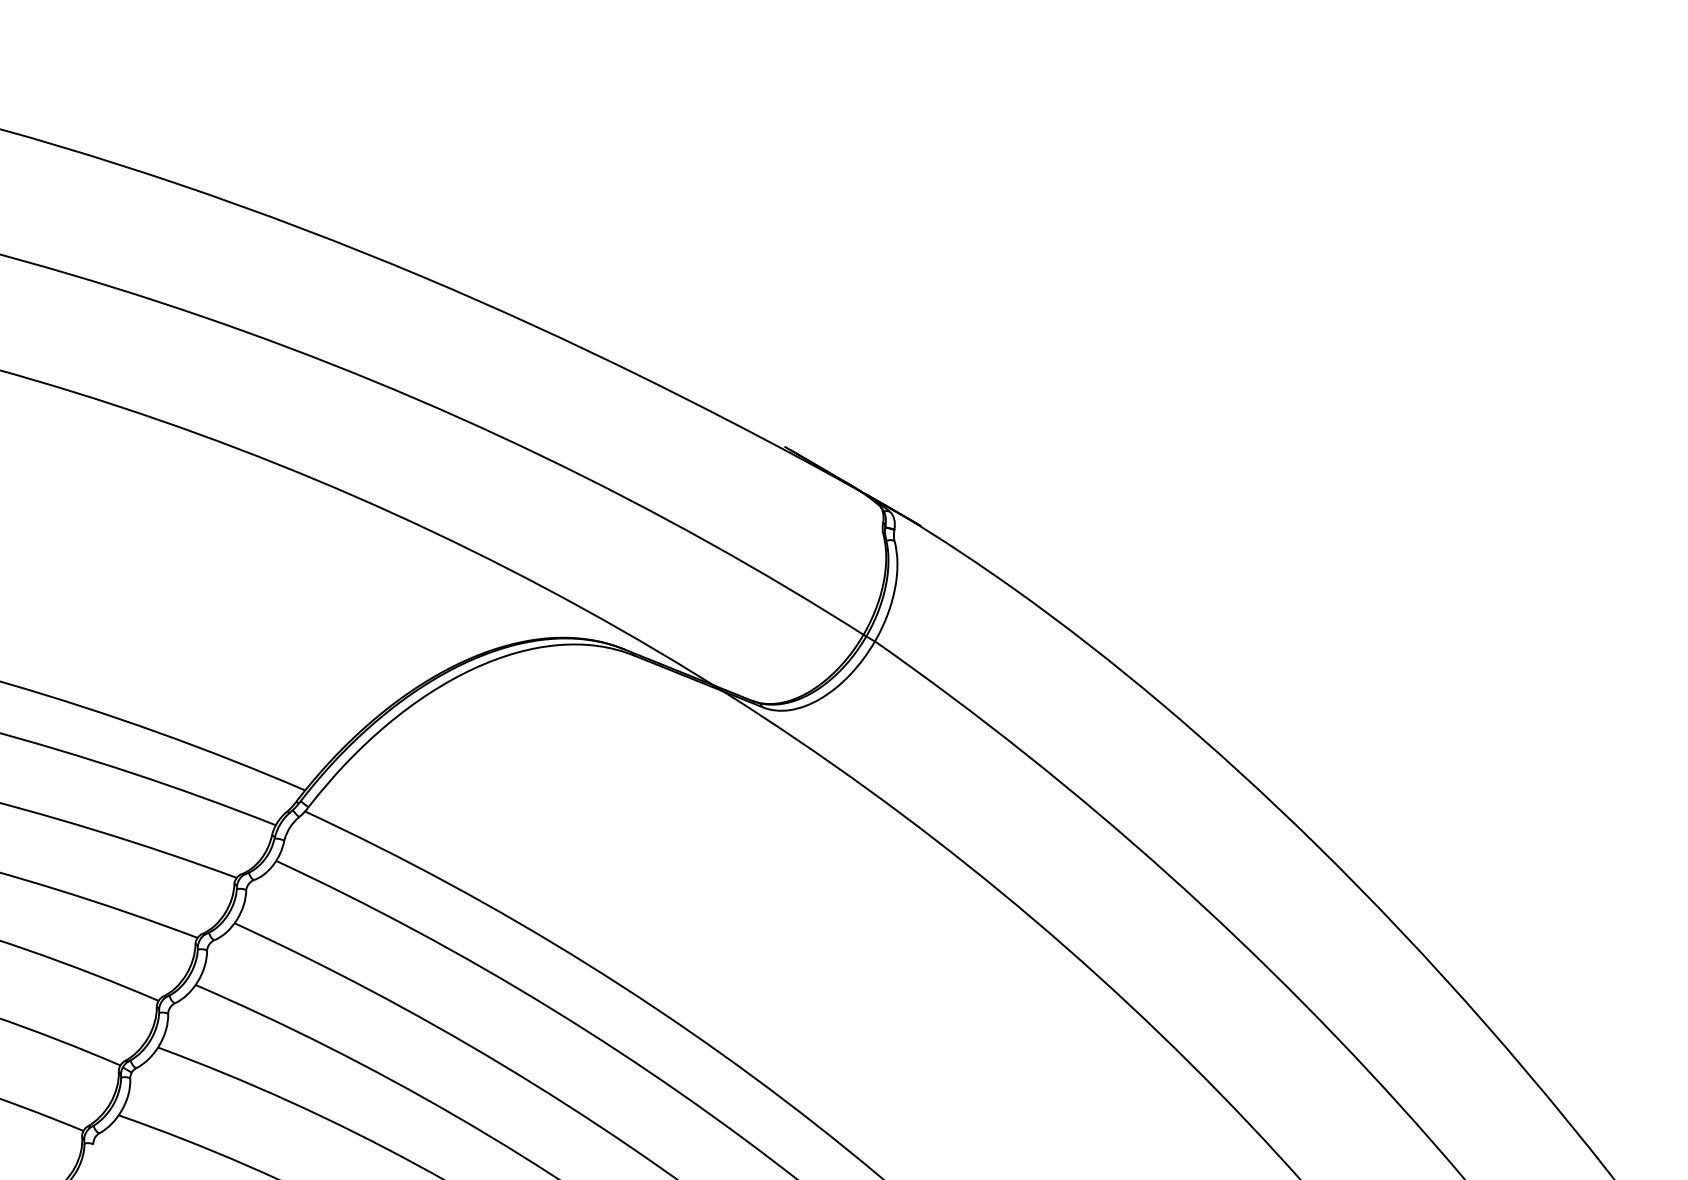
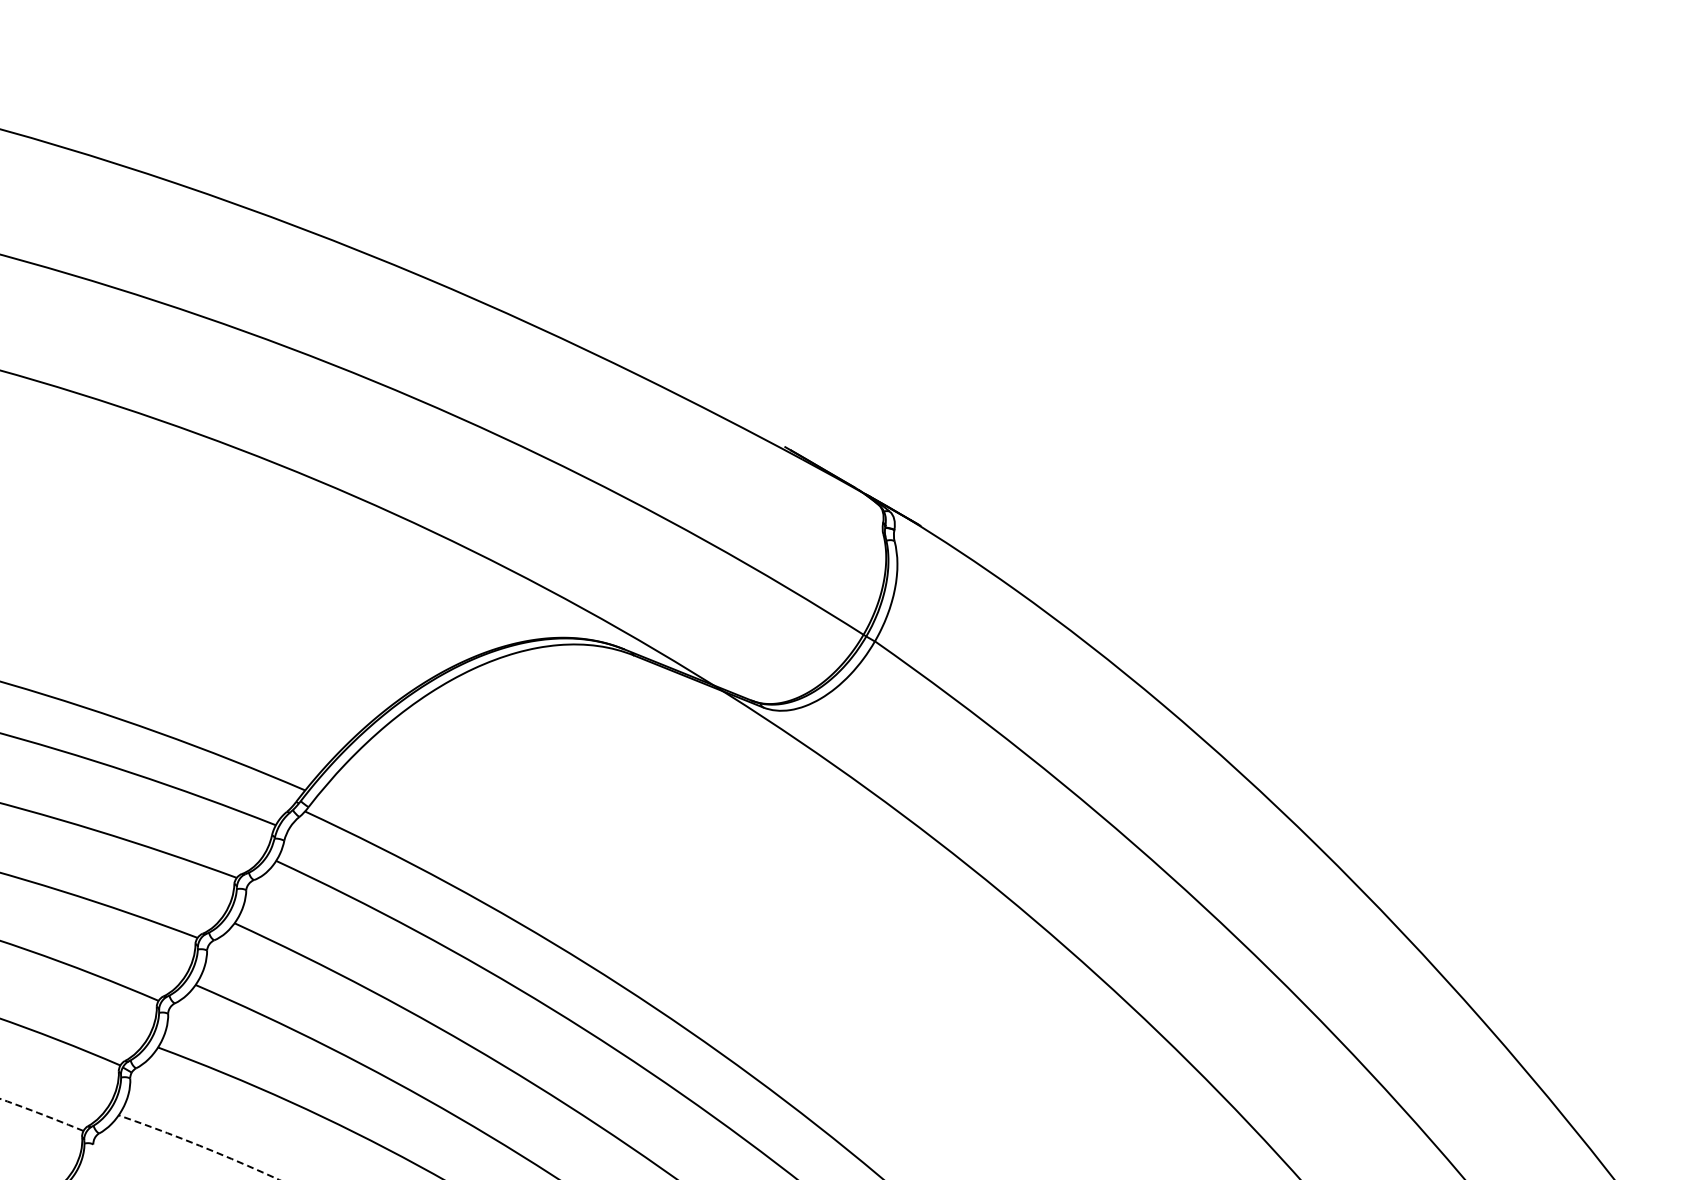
arc: solid -> dashed (42, 1114)
arc: solid -> dashed (200, 1146)
